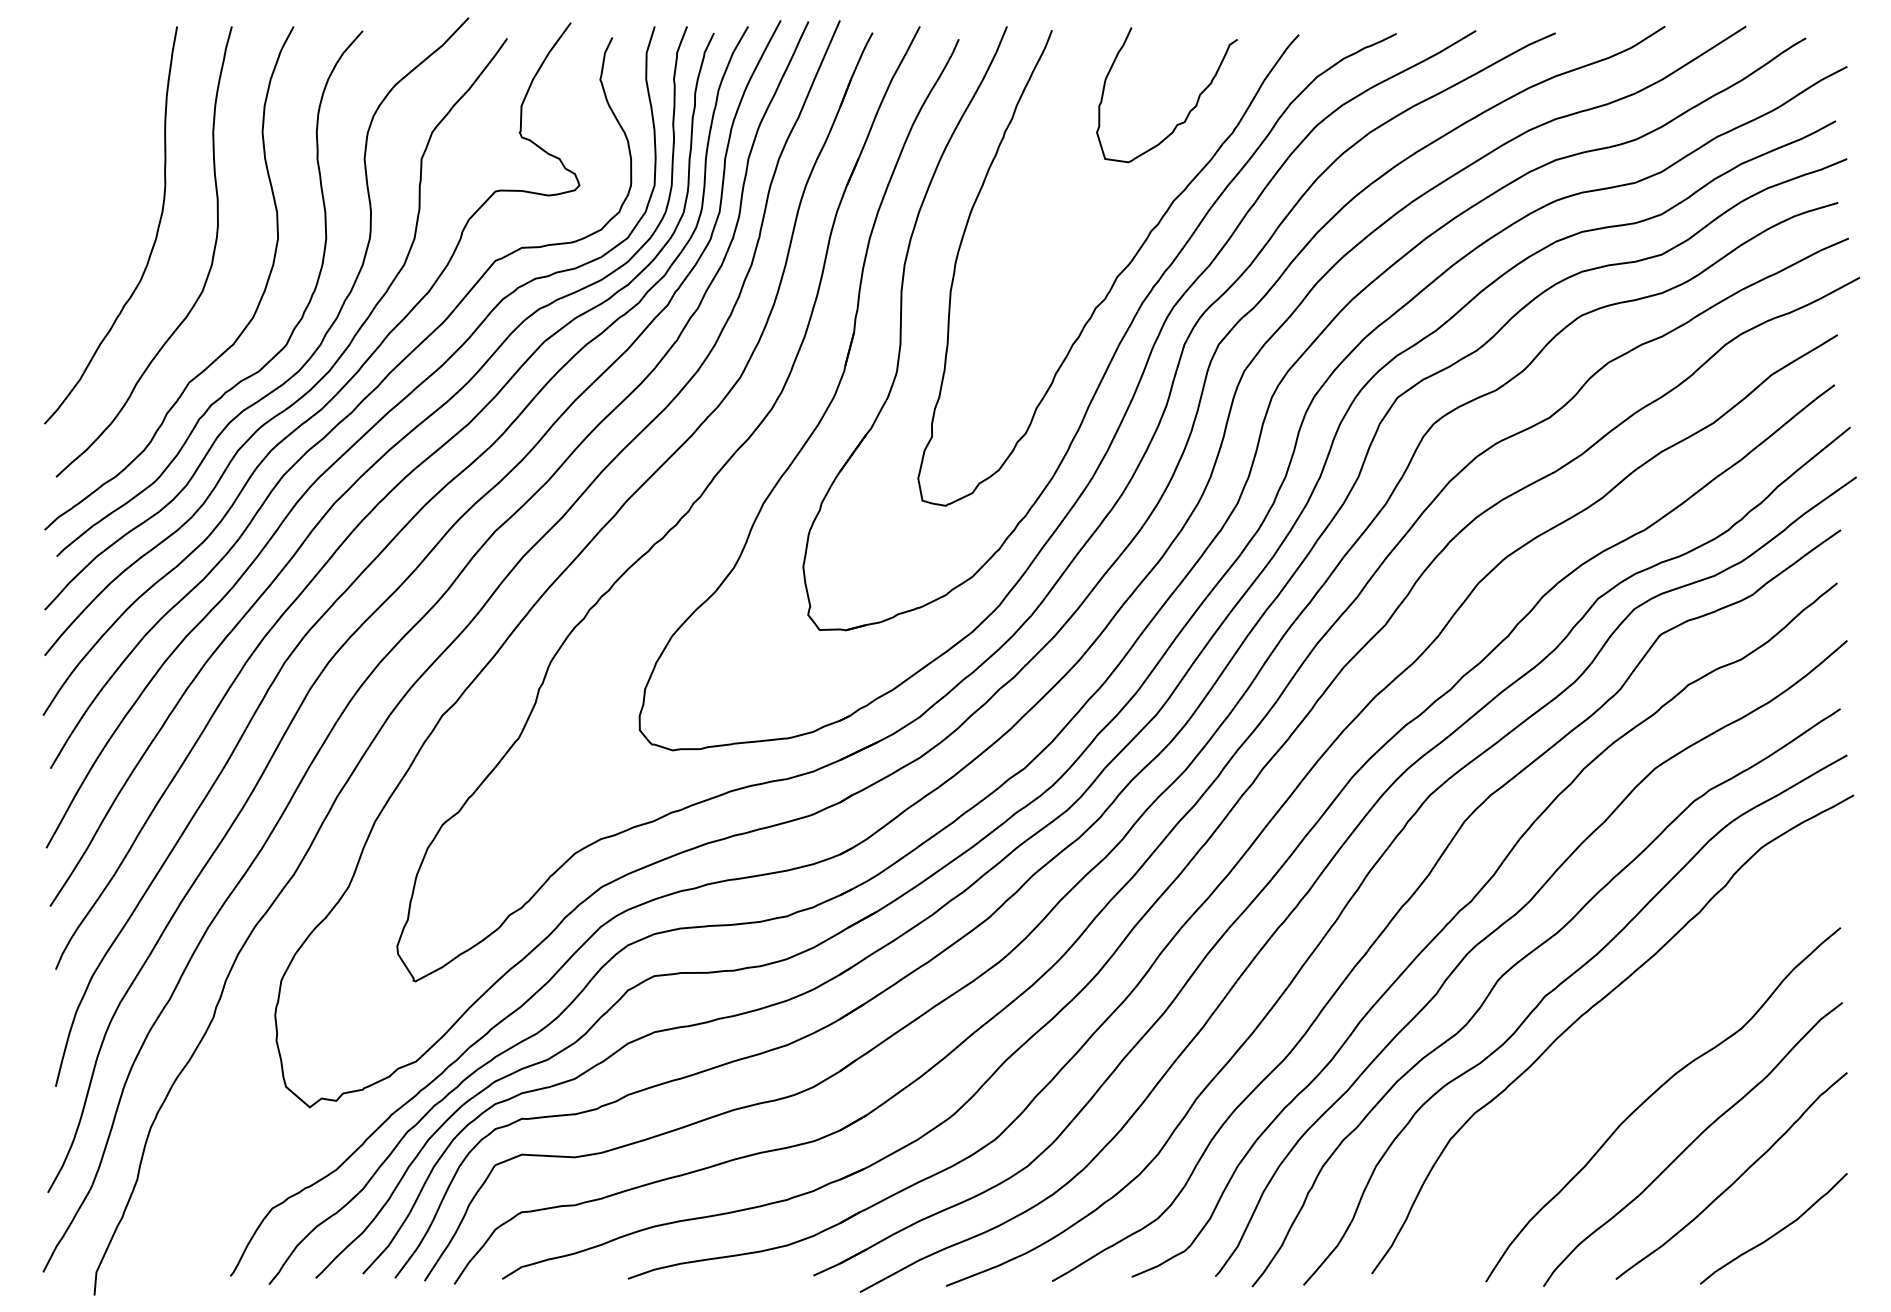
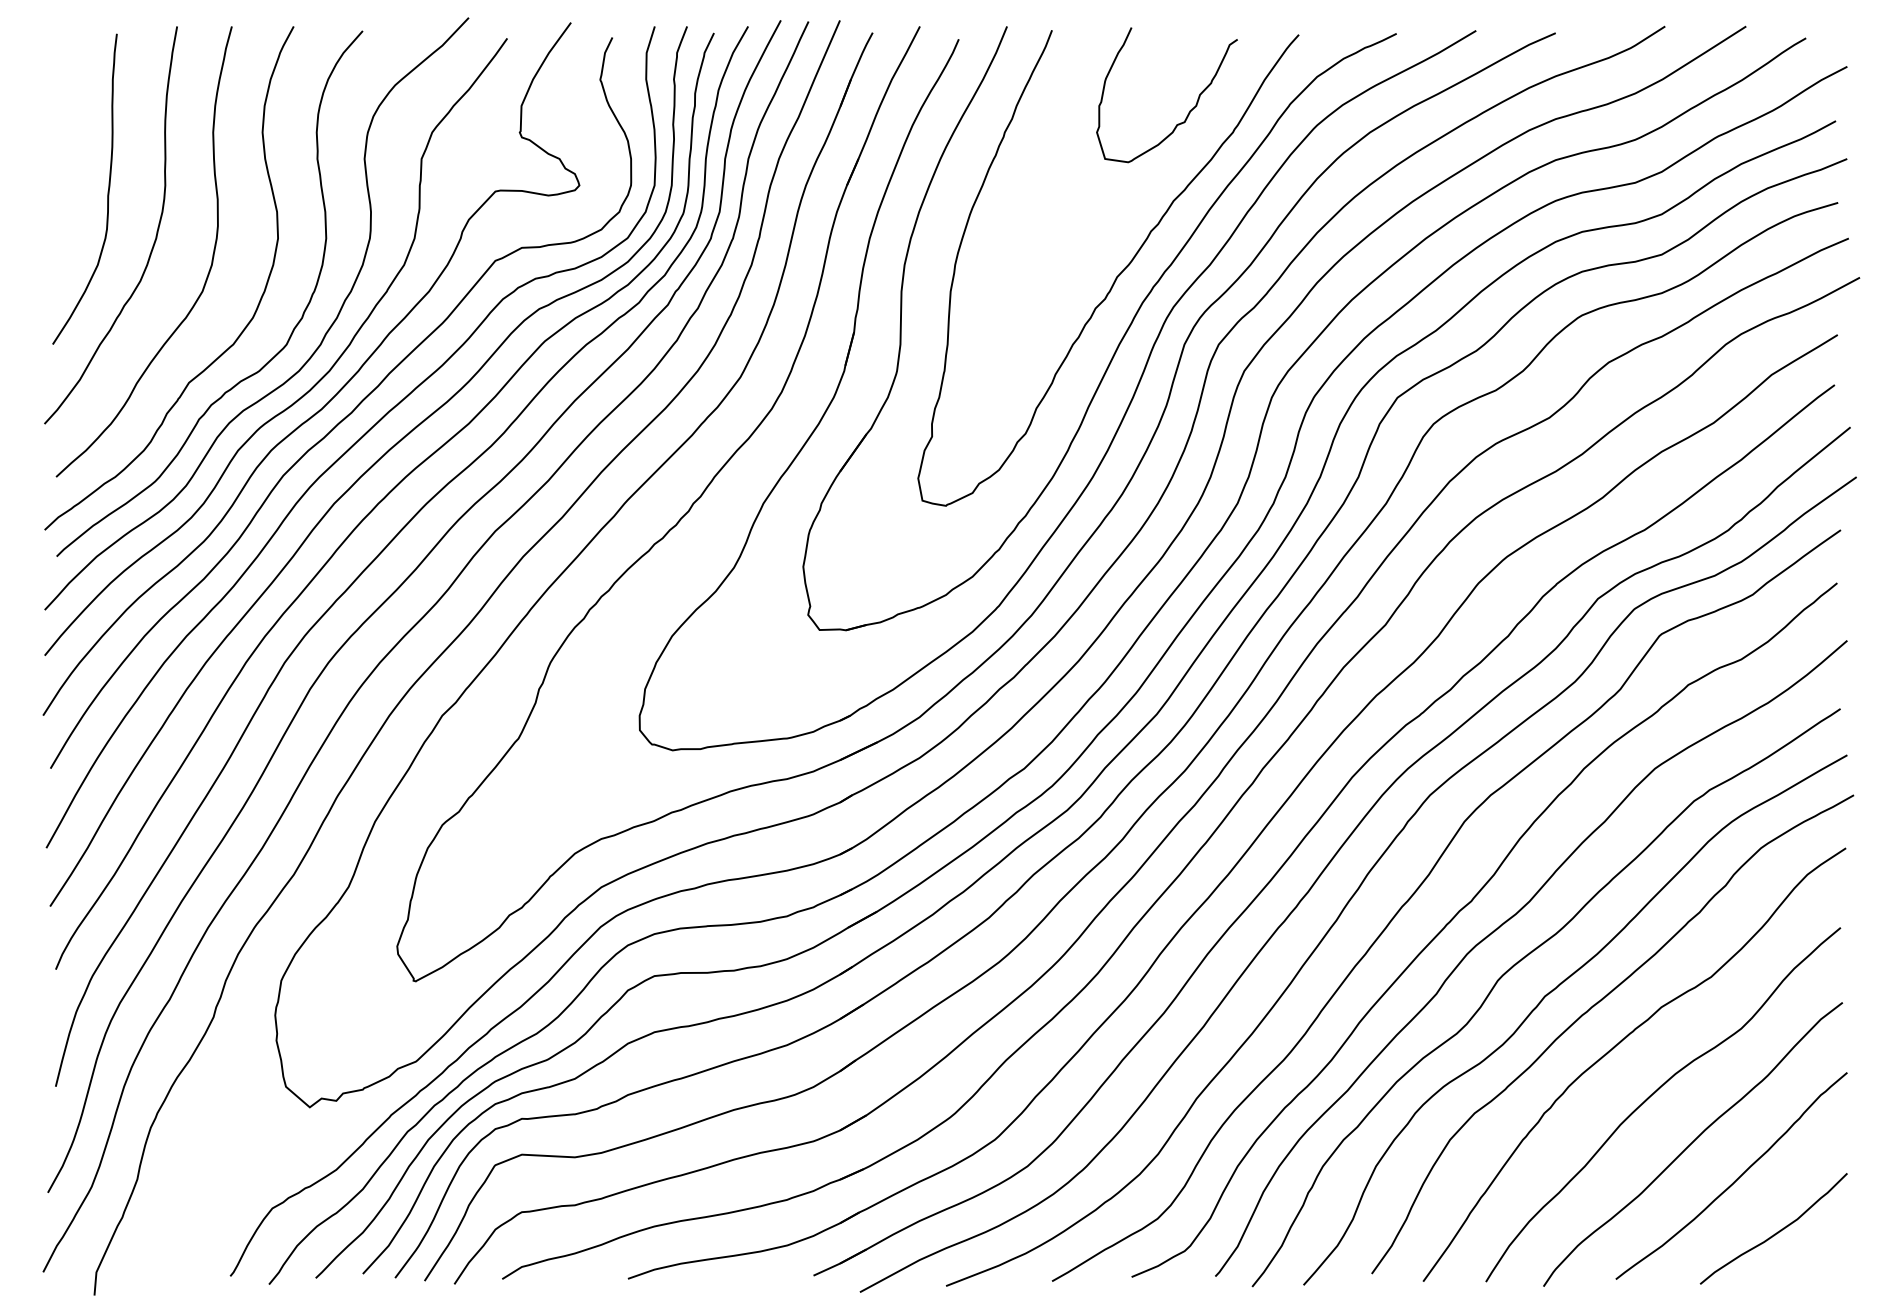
curve: none -> present (107, 191)
curve: none -> present (1620, 1043)
